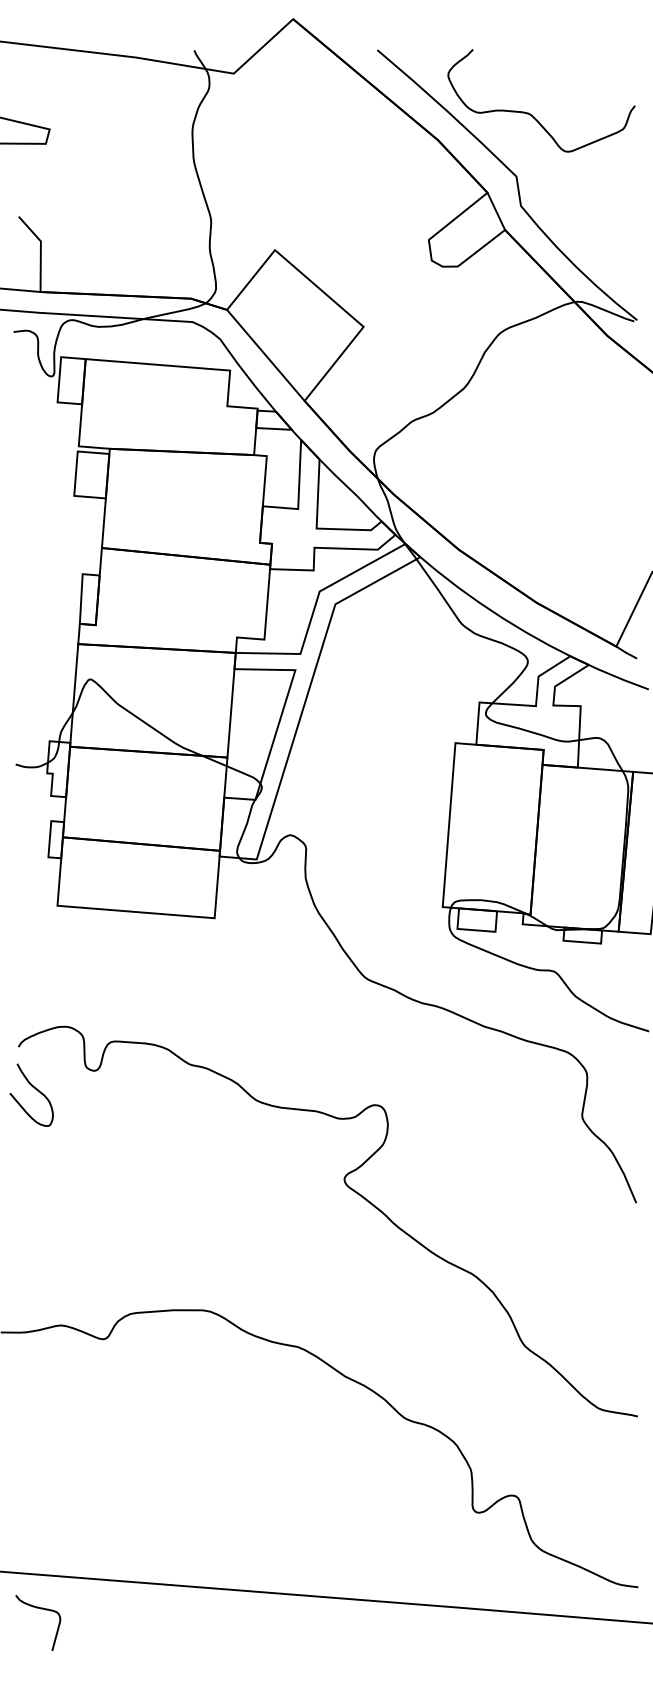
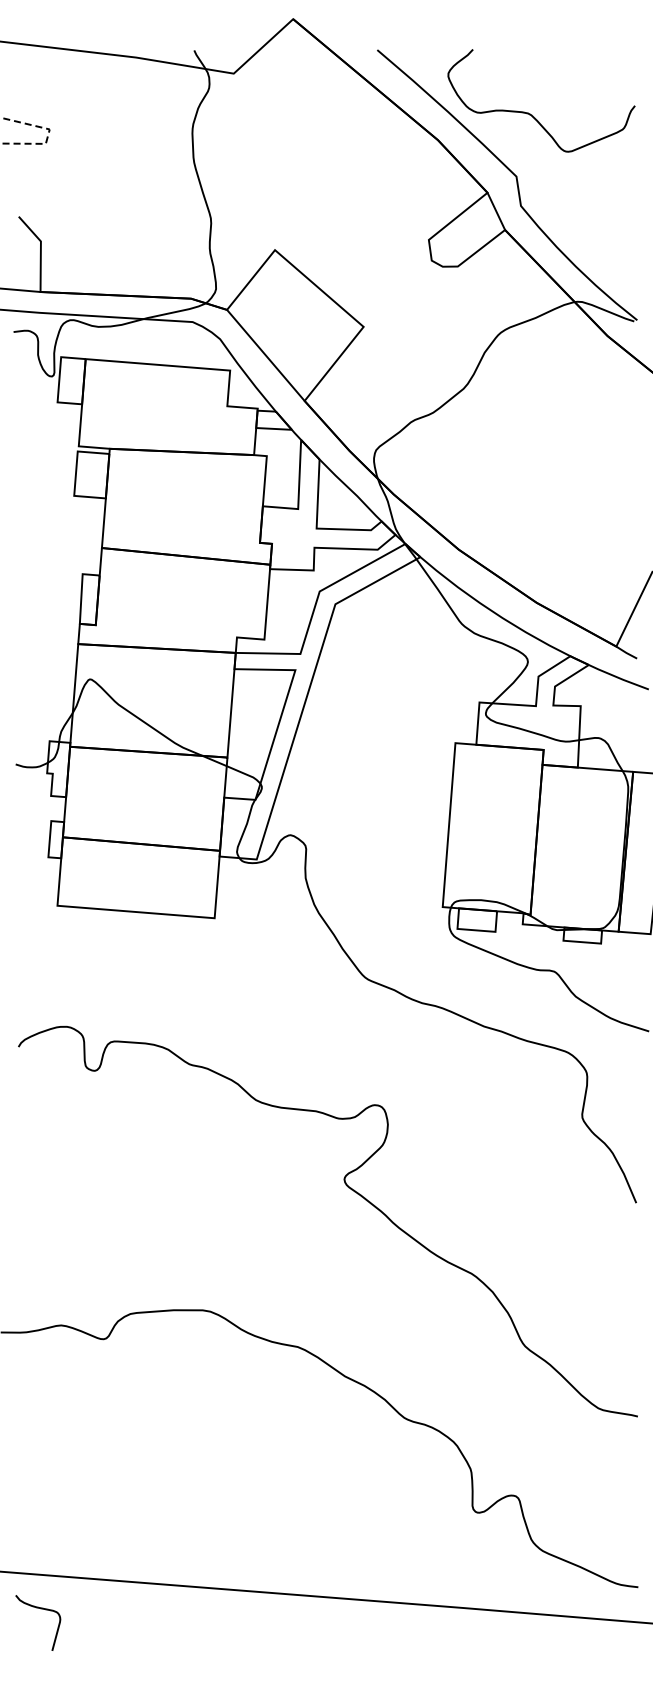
line: solid -> dashed (48, 134)
curve: present -> none (35, 1089)
